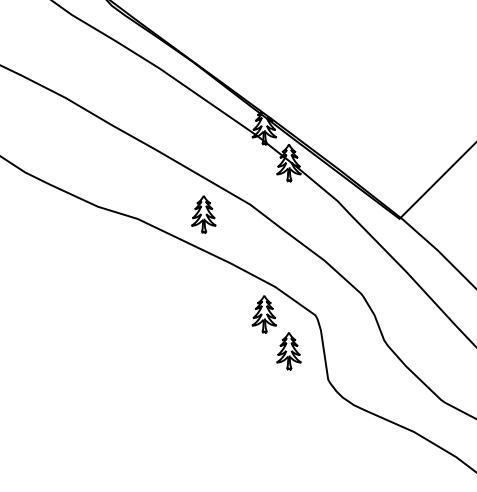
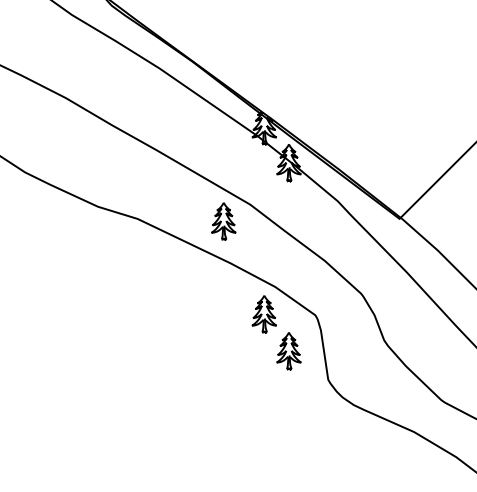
part position: (203, 214) -> (223, 221) (223, 221)
